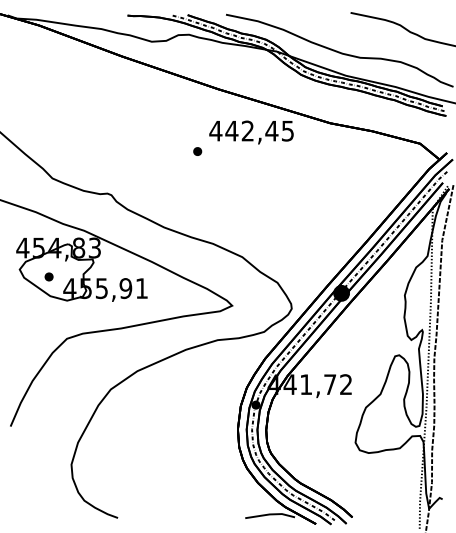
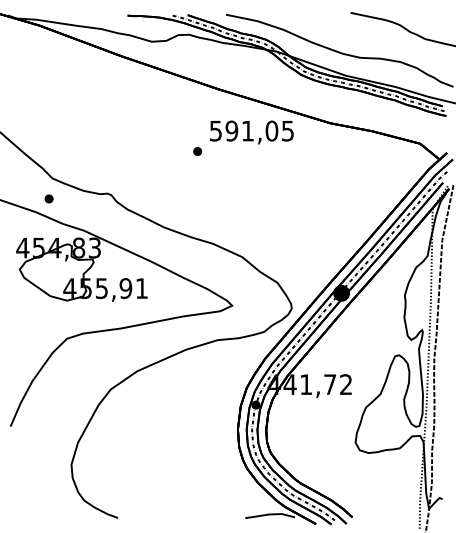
text: 442,45 -> 591,05 (243, 130)
part position: (48, 276) -> (48, 198) (48, 198)
